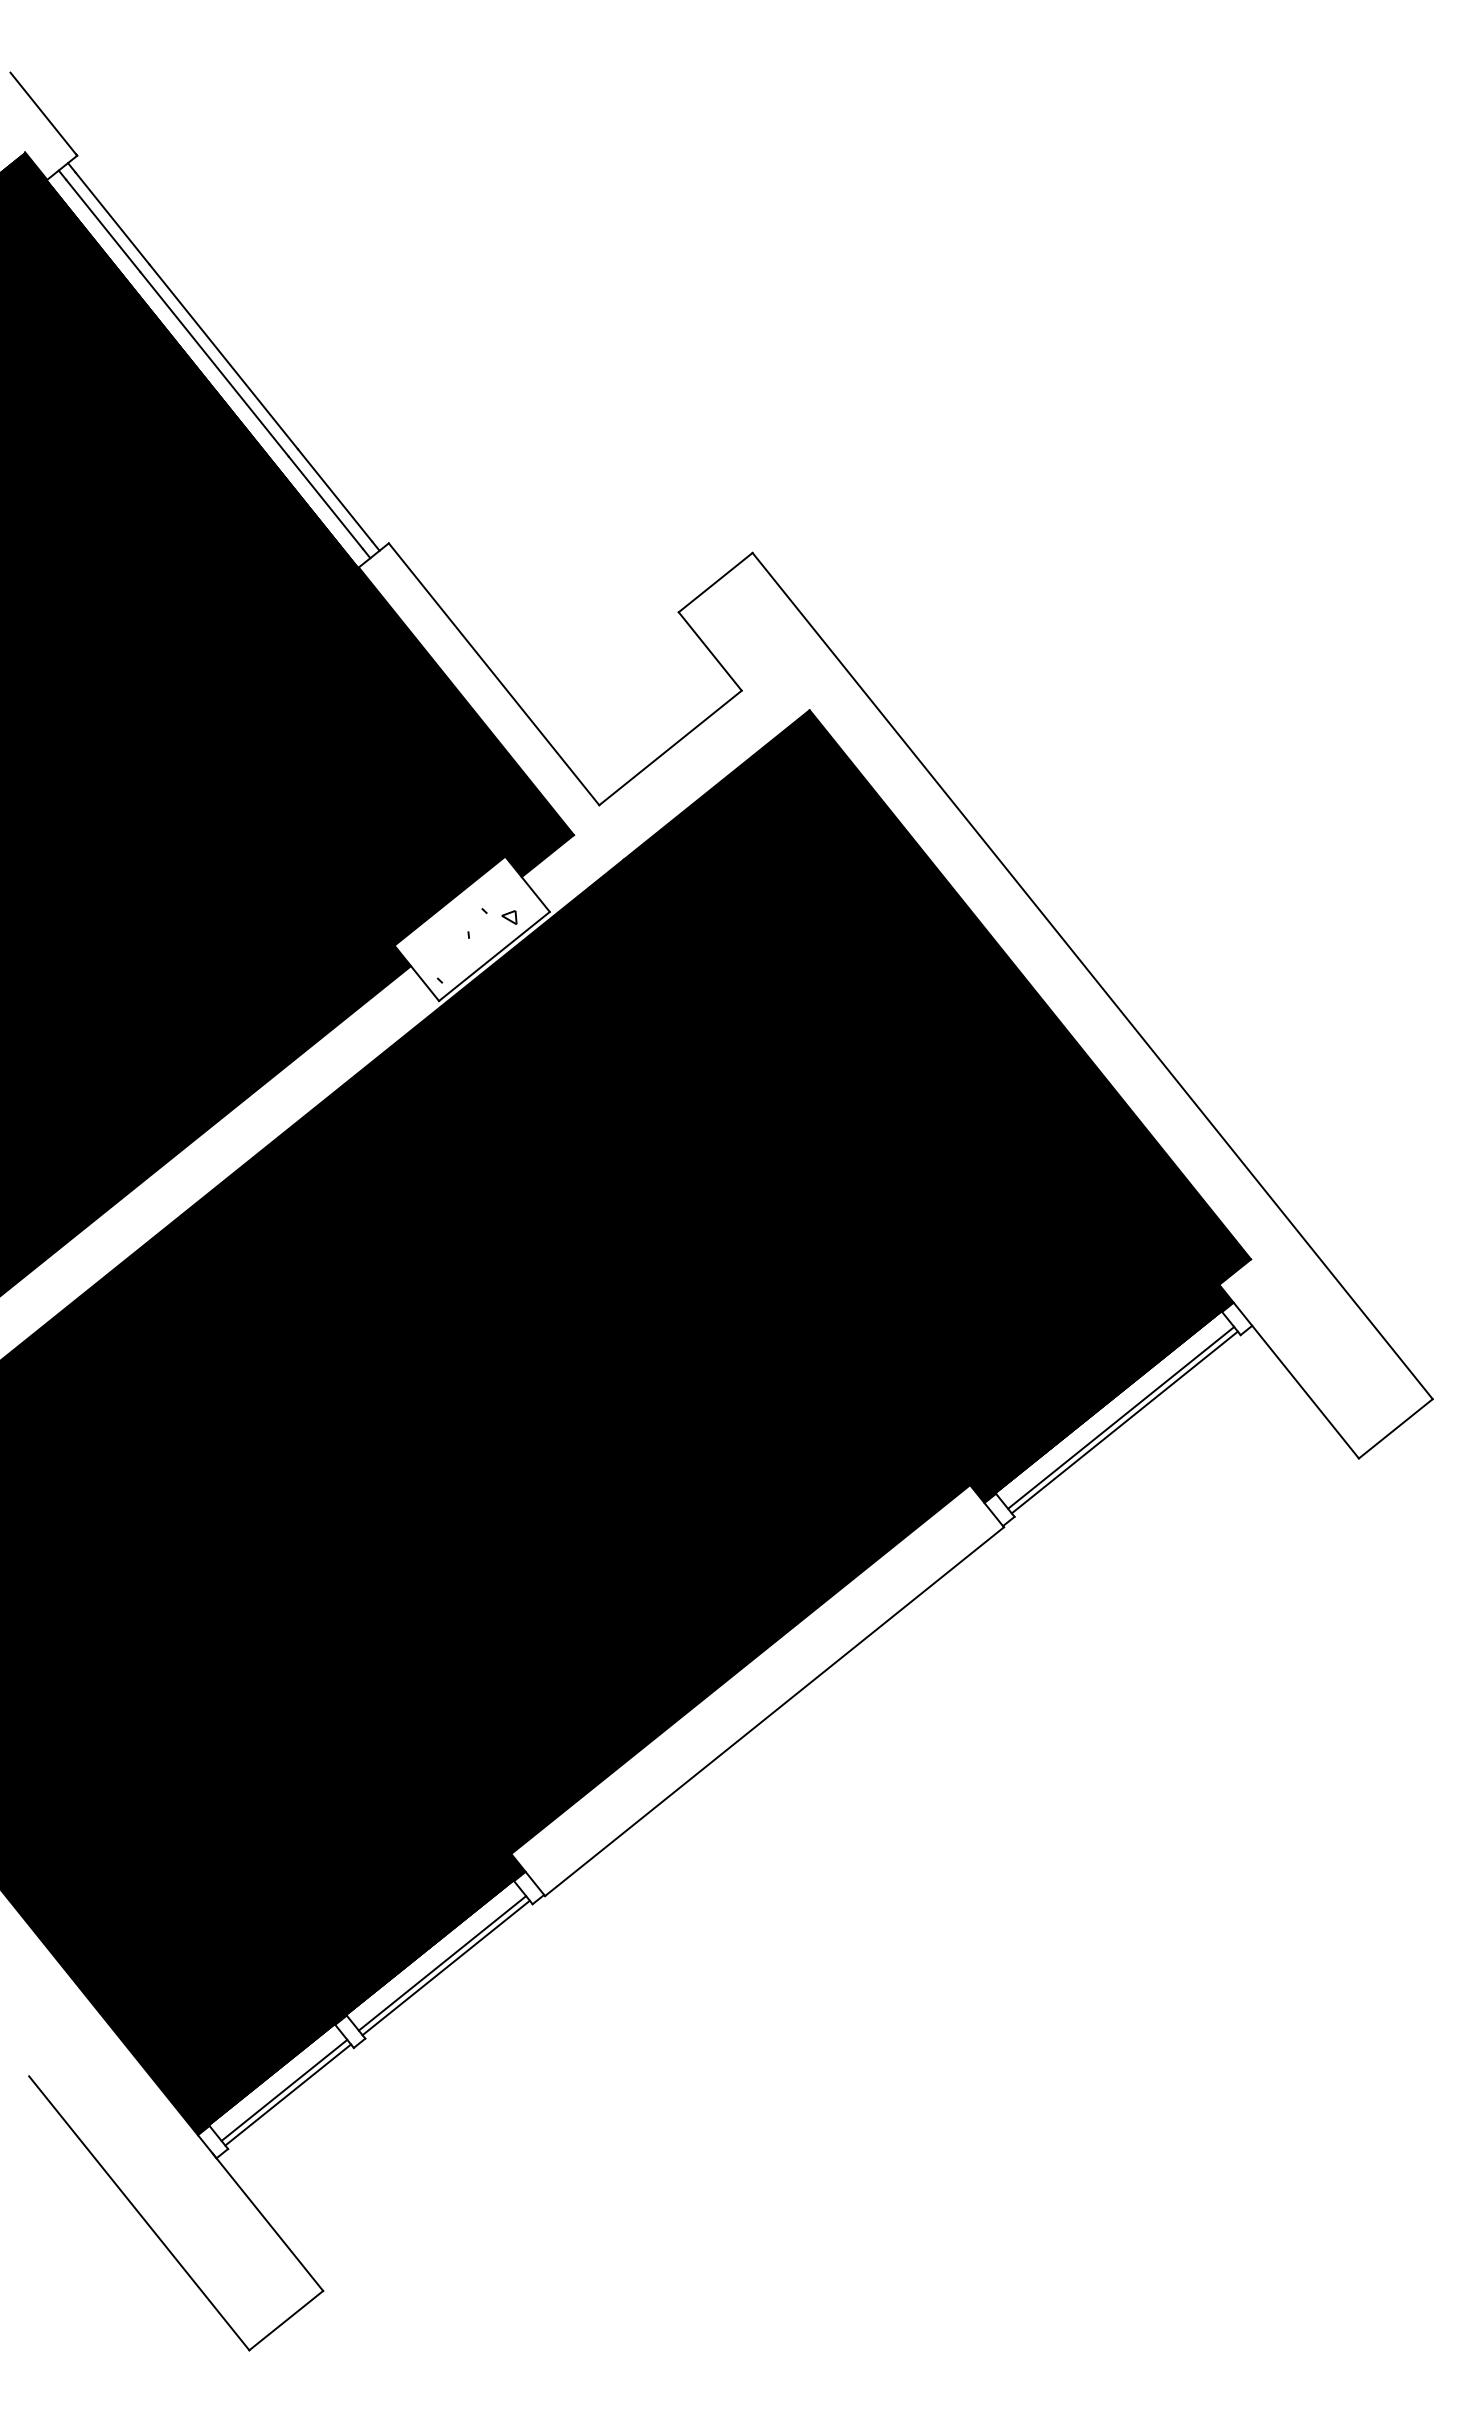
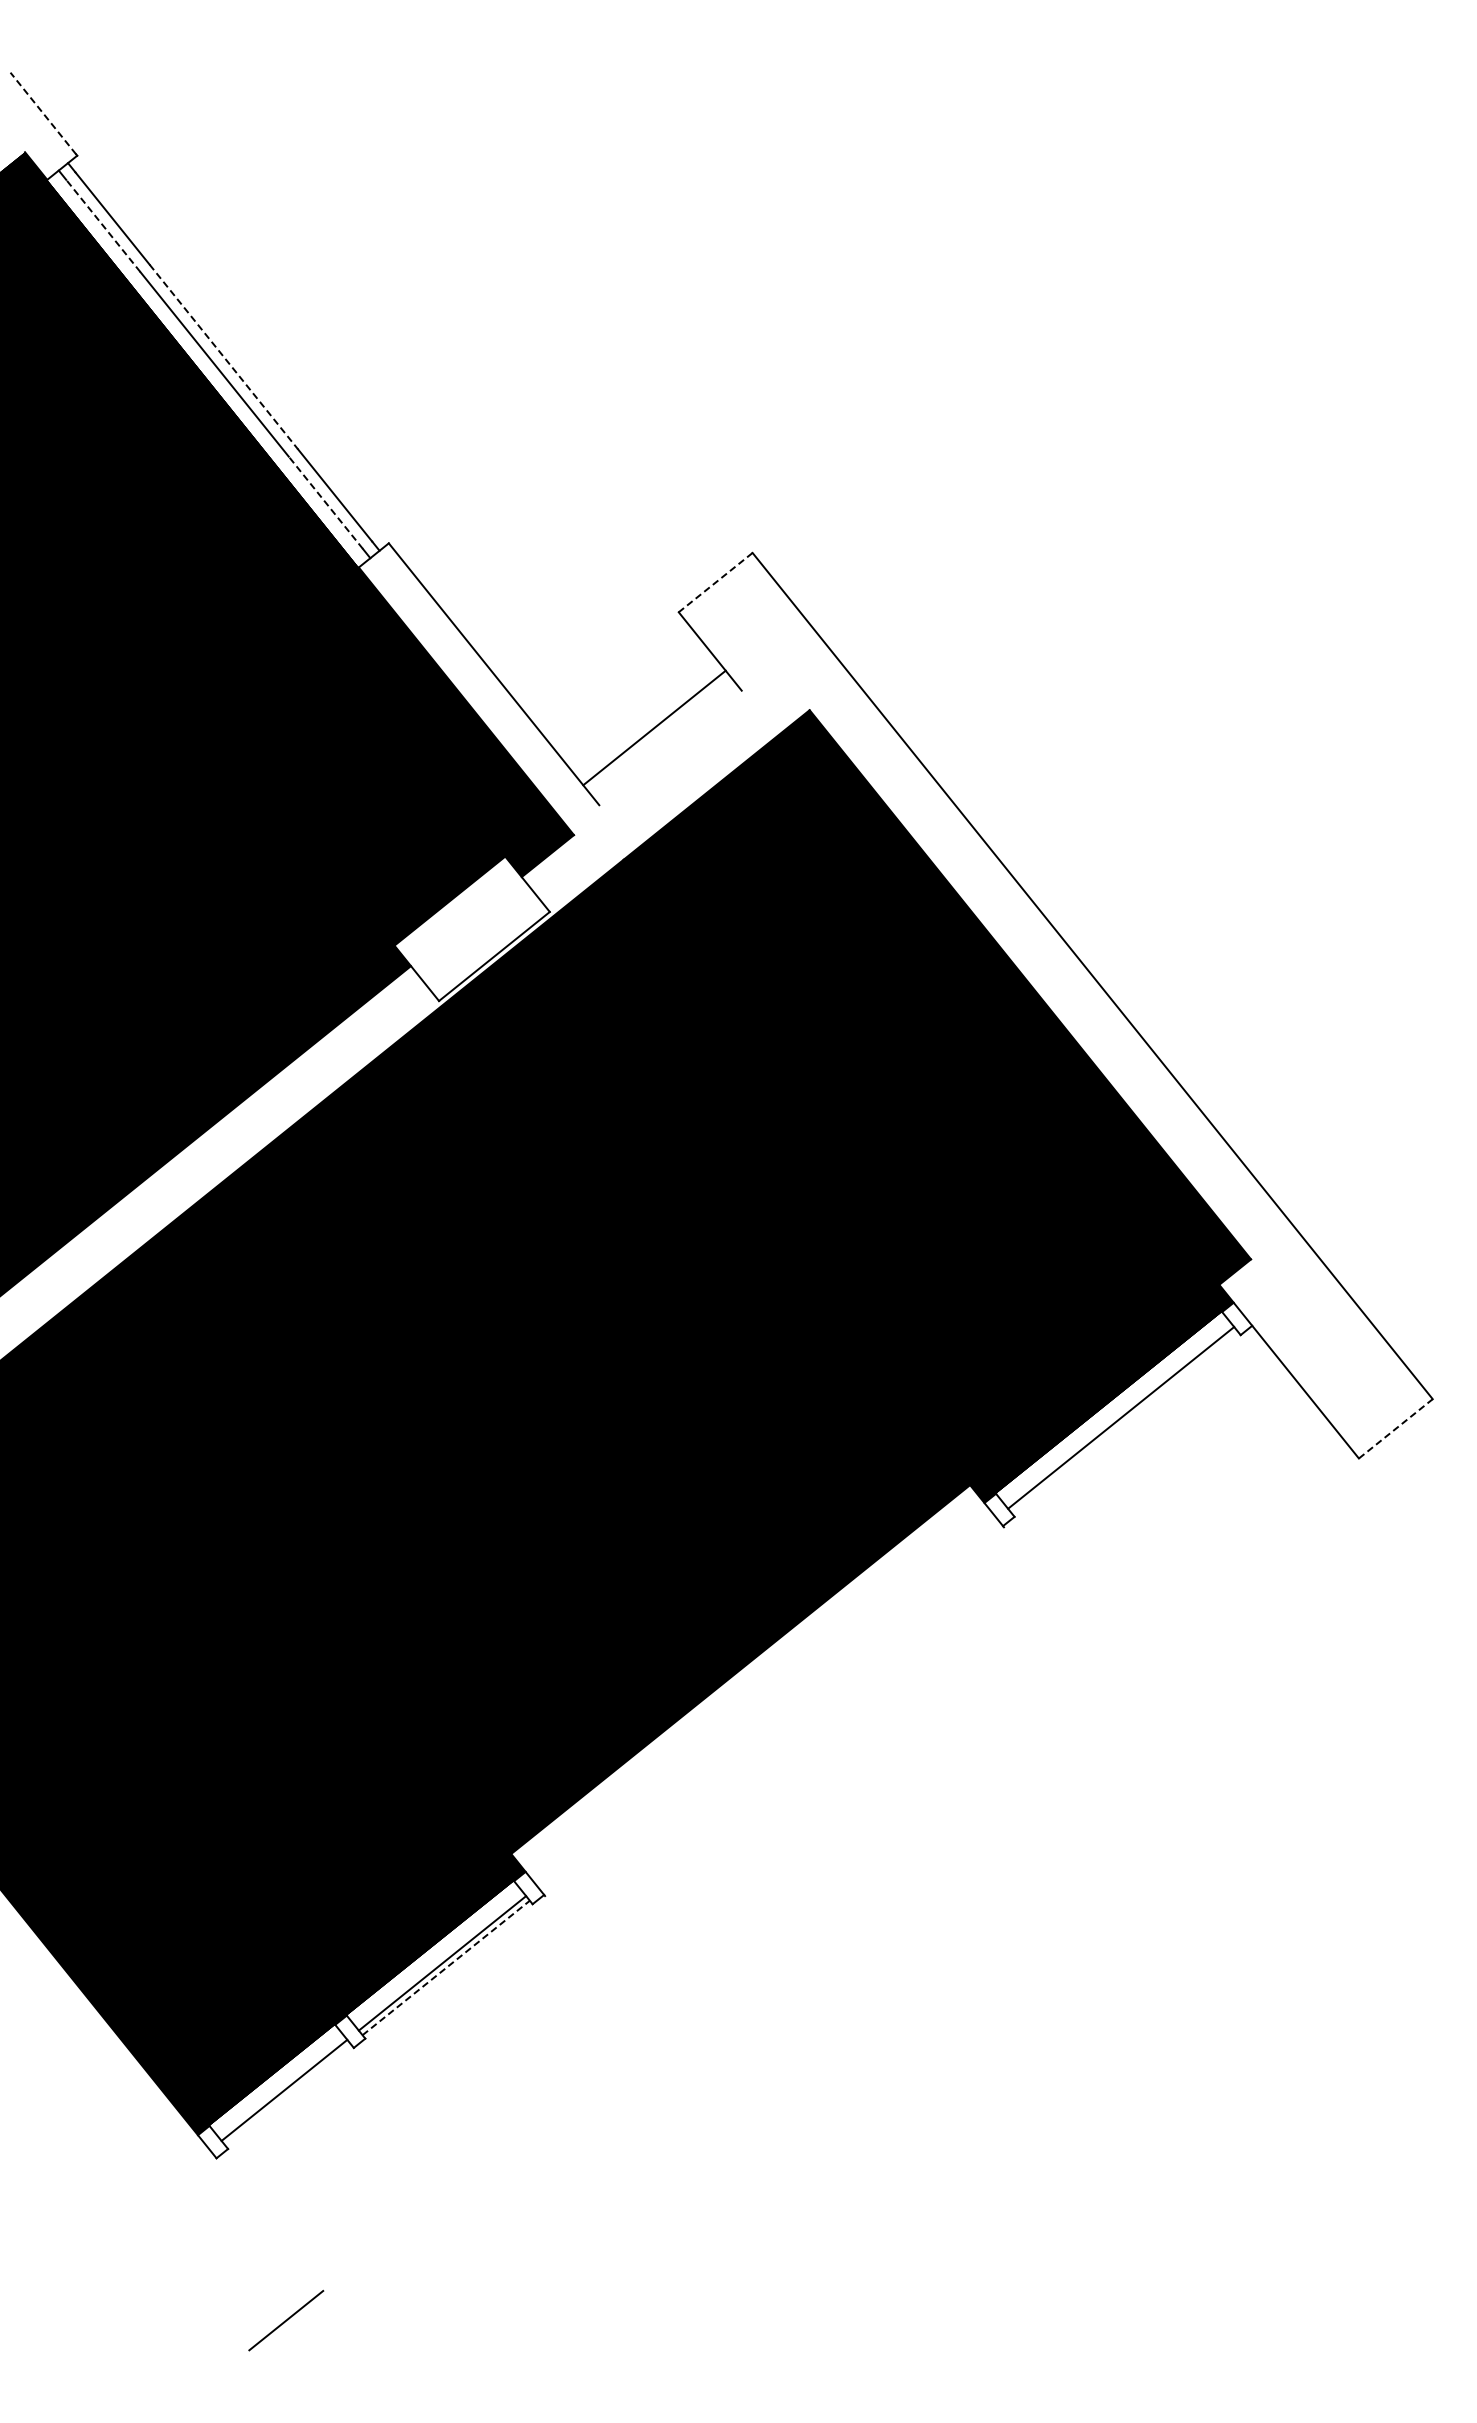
line: solid -> dashed (43, 113)
line: solid -> dashed (103, 225)
line: solid -> dashed (224, 357)
line: solid -> dashed (325, 502)
line: solid -> dashed (715, 582)
line position: (670, 747) -> (654, 727) (654, 727)
hatch: present -> none (476, 945)
line: present -> none (1124, 1422)
line: solid -> dashed (1396, 1428)
line: present -> none (774, 1711)
line: solid -> dashed (446, 1967)
line: present -> none (288, 2094)
line: present -> none (139, 2213)
line: present -> none (267, 2221)
